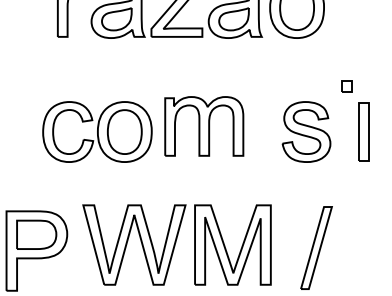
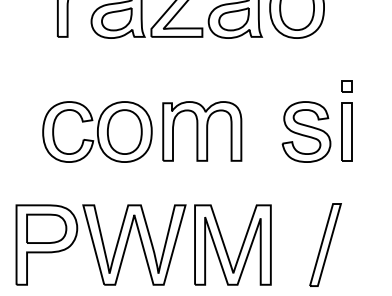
part position: (204, 126) -> (202, 131) (202, 131)
part position: (363, 131) -> (346, 131) (346, 131)
part position: (316, 247) -> (325, 244) (325, 244)
part position: (36, 250) -> (46, 244) (46, 244)
